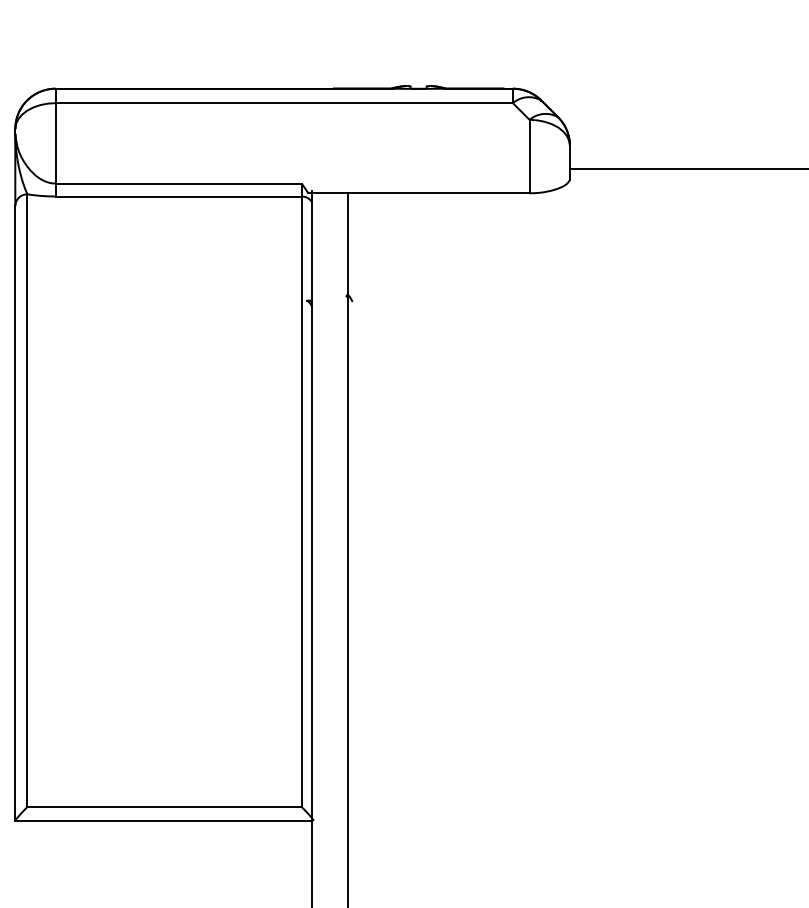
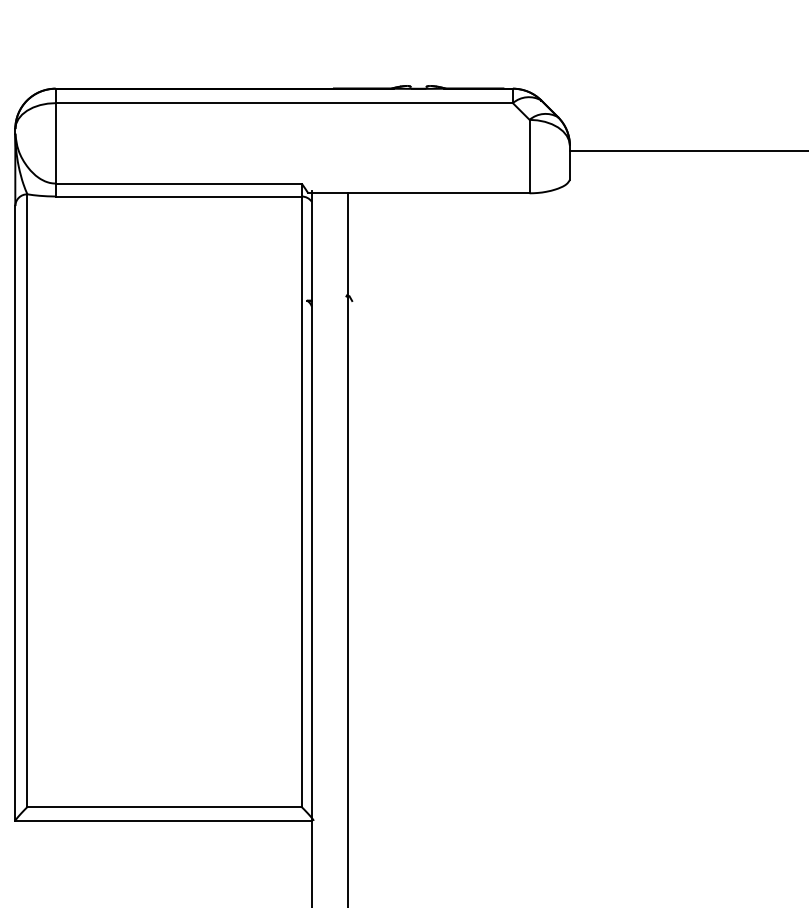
line position: (687, 169) -> (687, 151) (687, 151)
